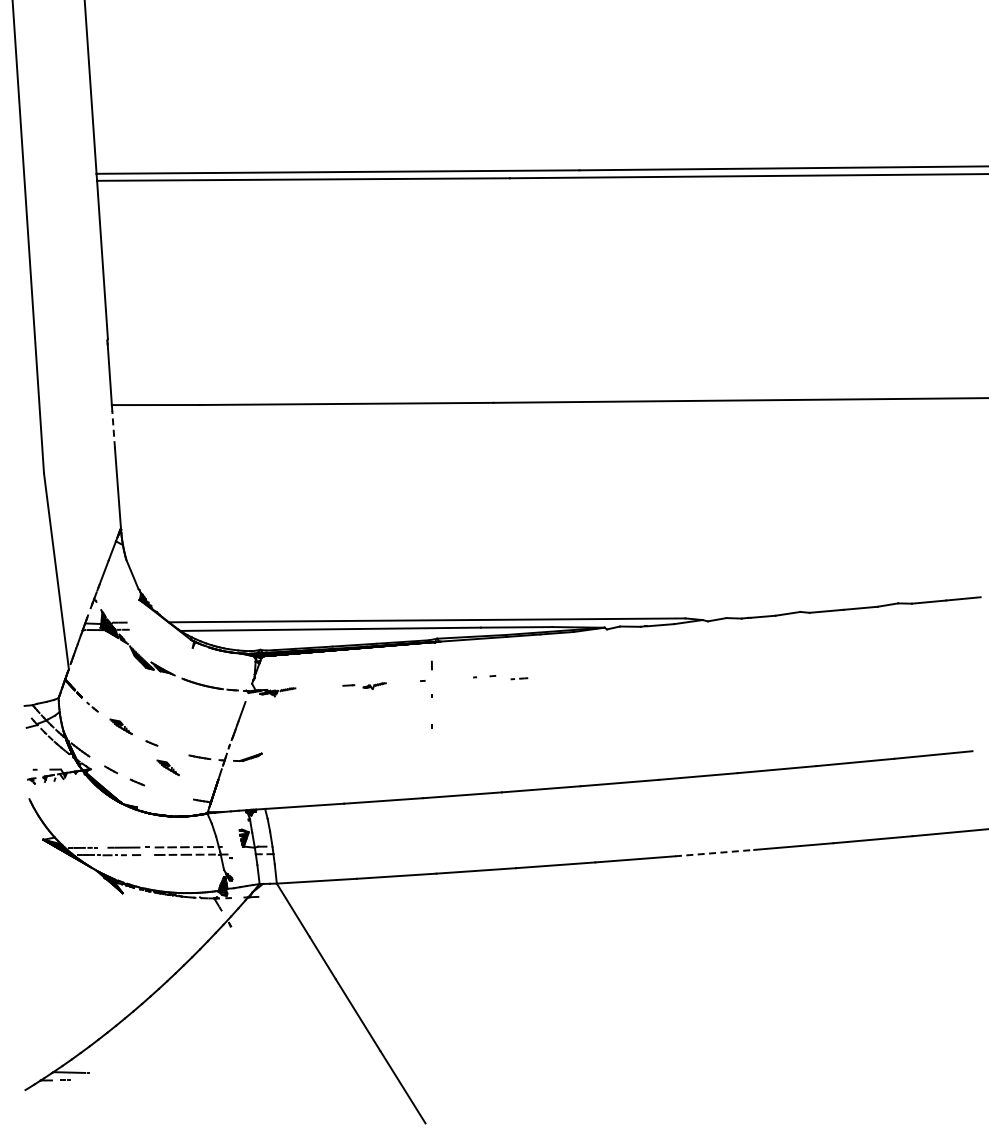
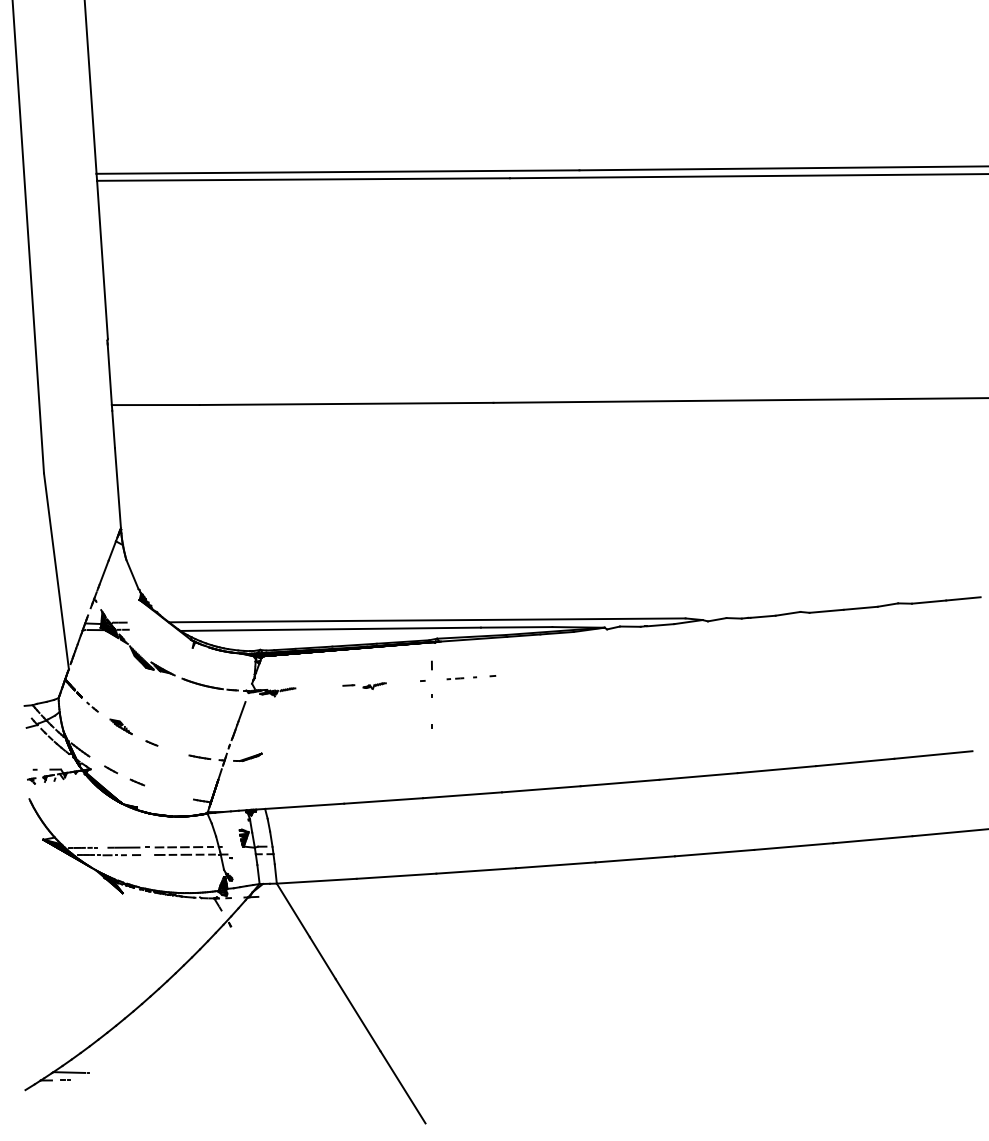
line: dashed -> solid (113, 429)
line position: (519, 678) -> (455, 678) (455, 678)
part: present -> none (167, 767)
line: dashed -> solid (714, 853)
